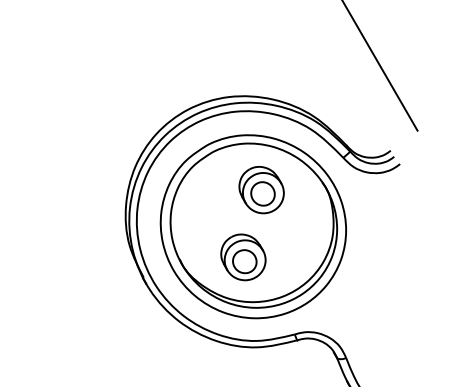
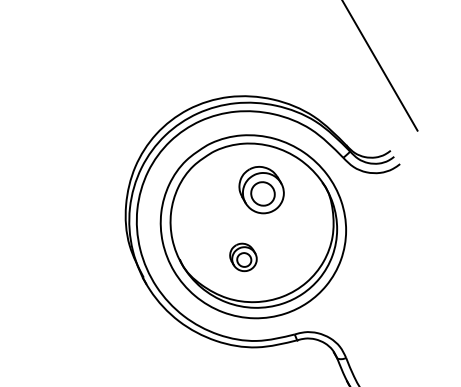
part size: 47x49 px -> 29x31 px (243, 257)
